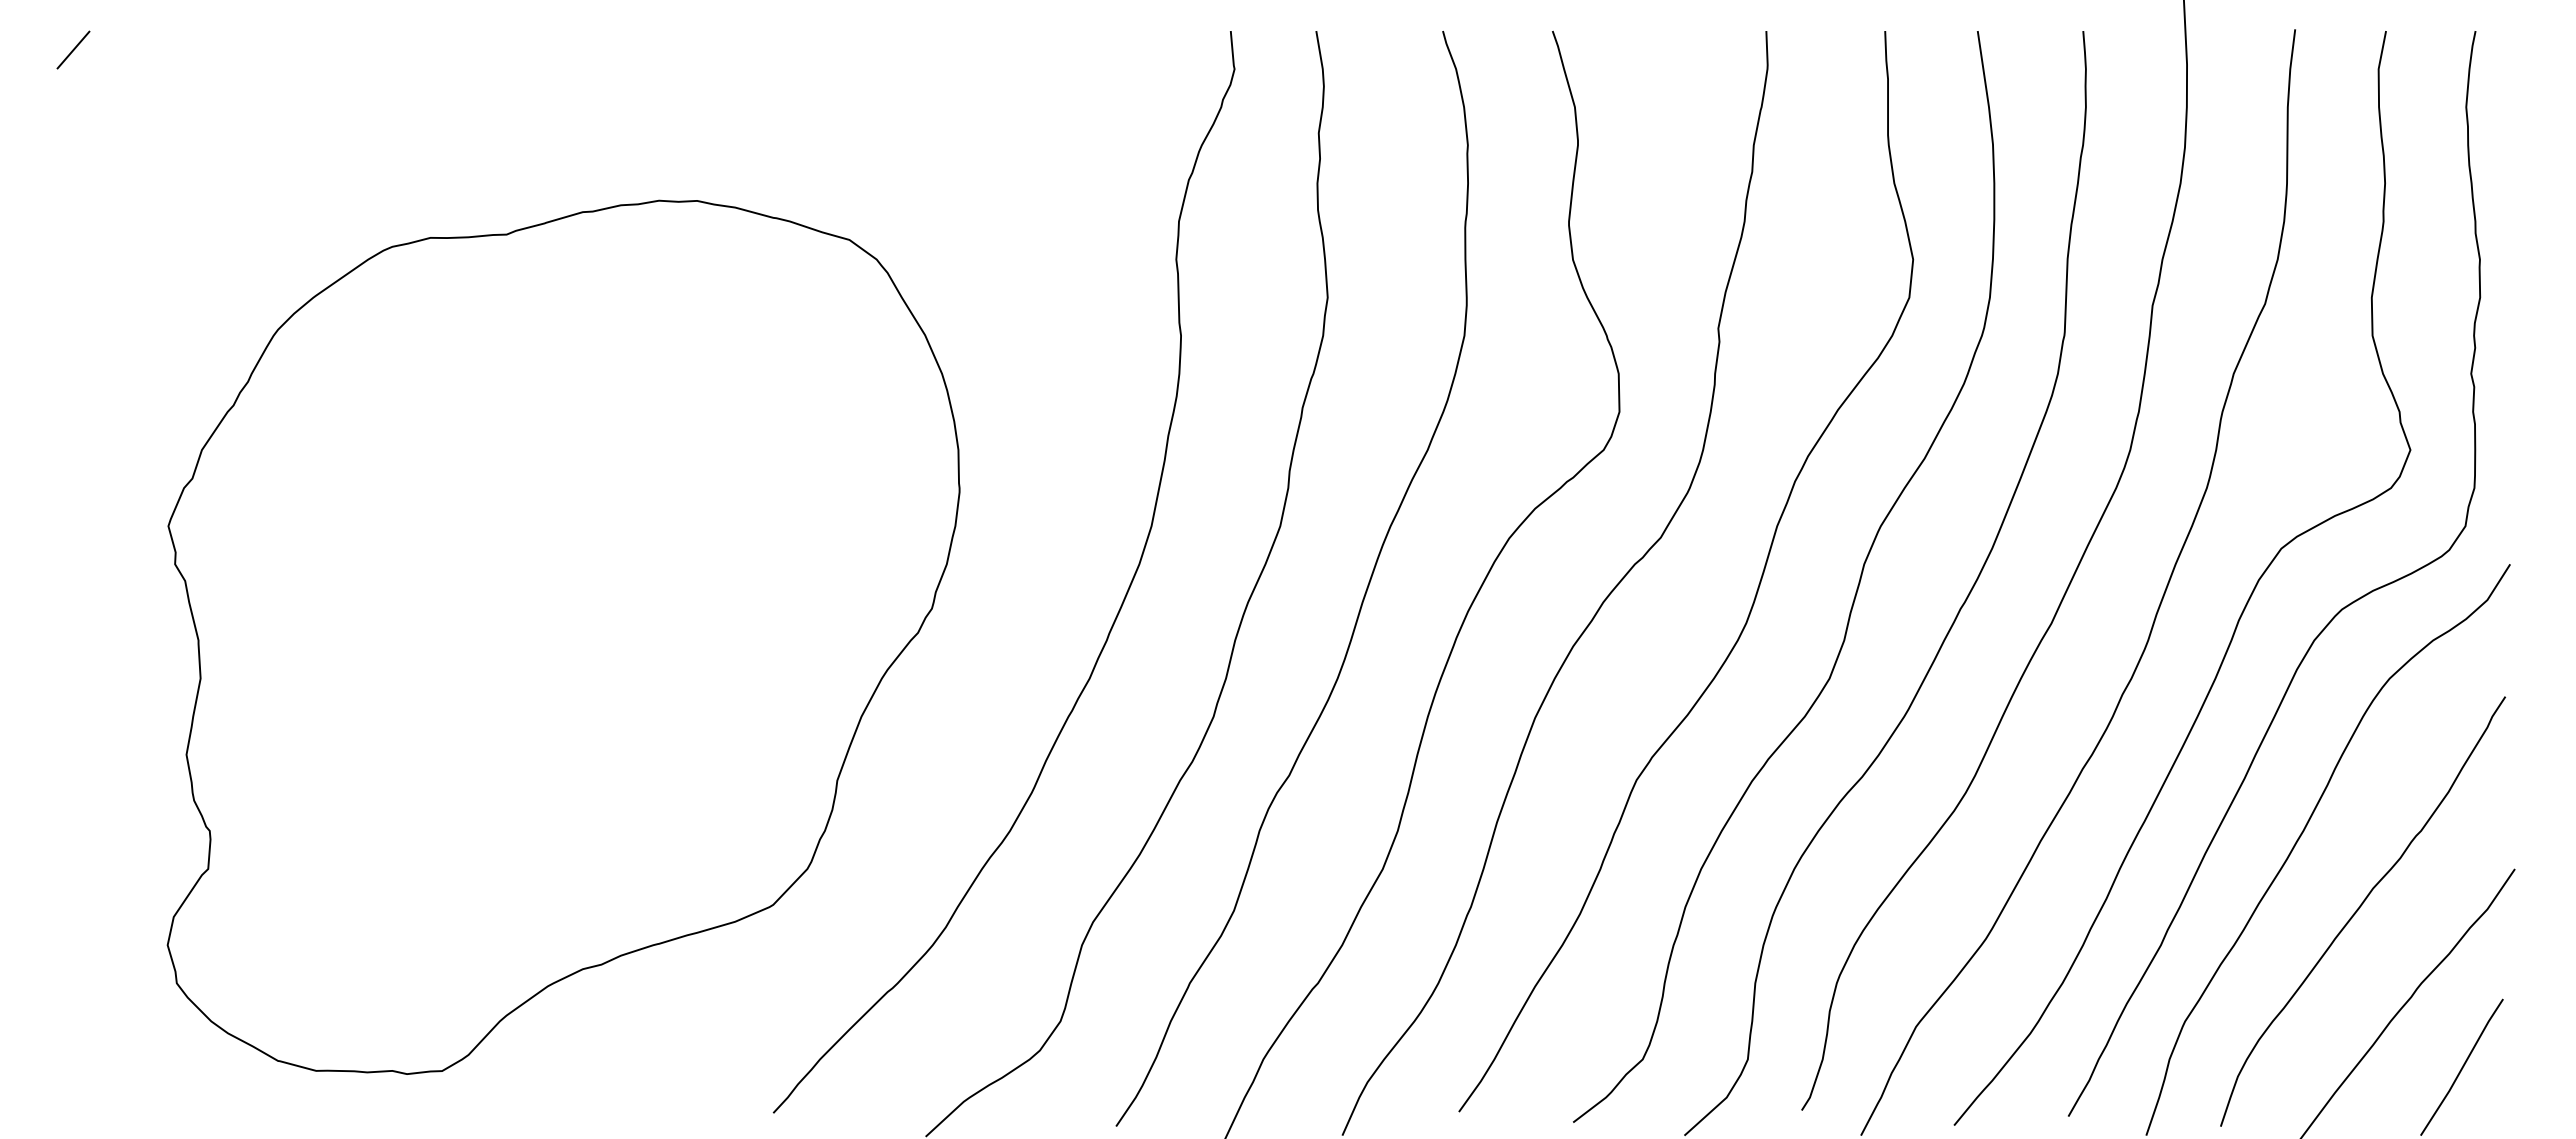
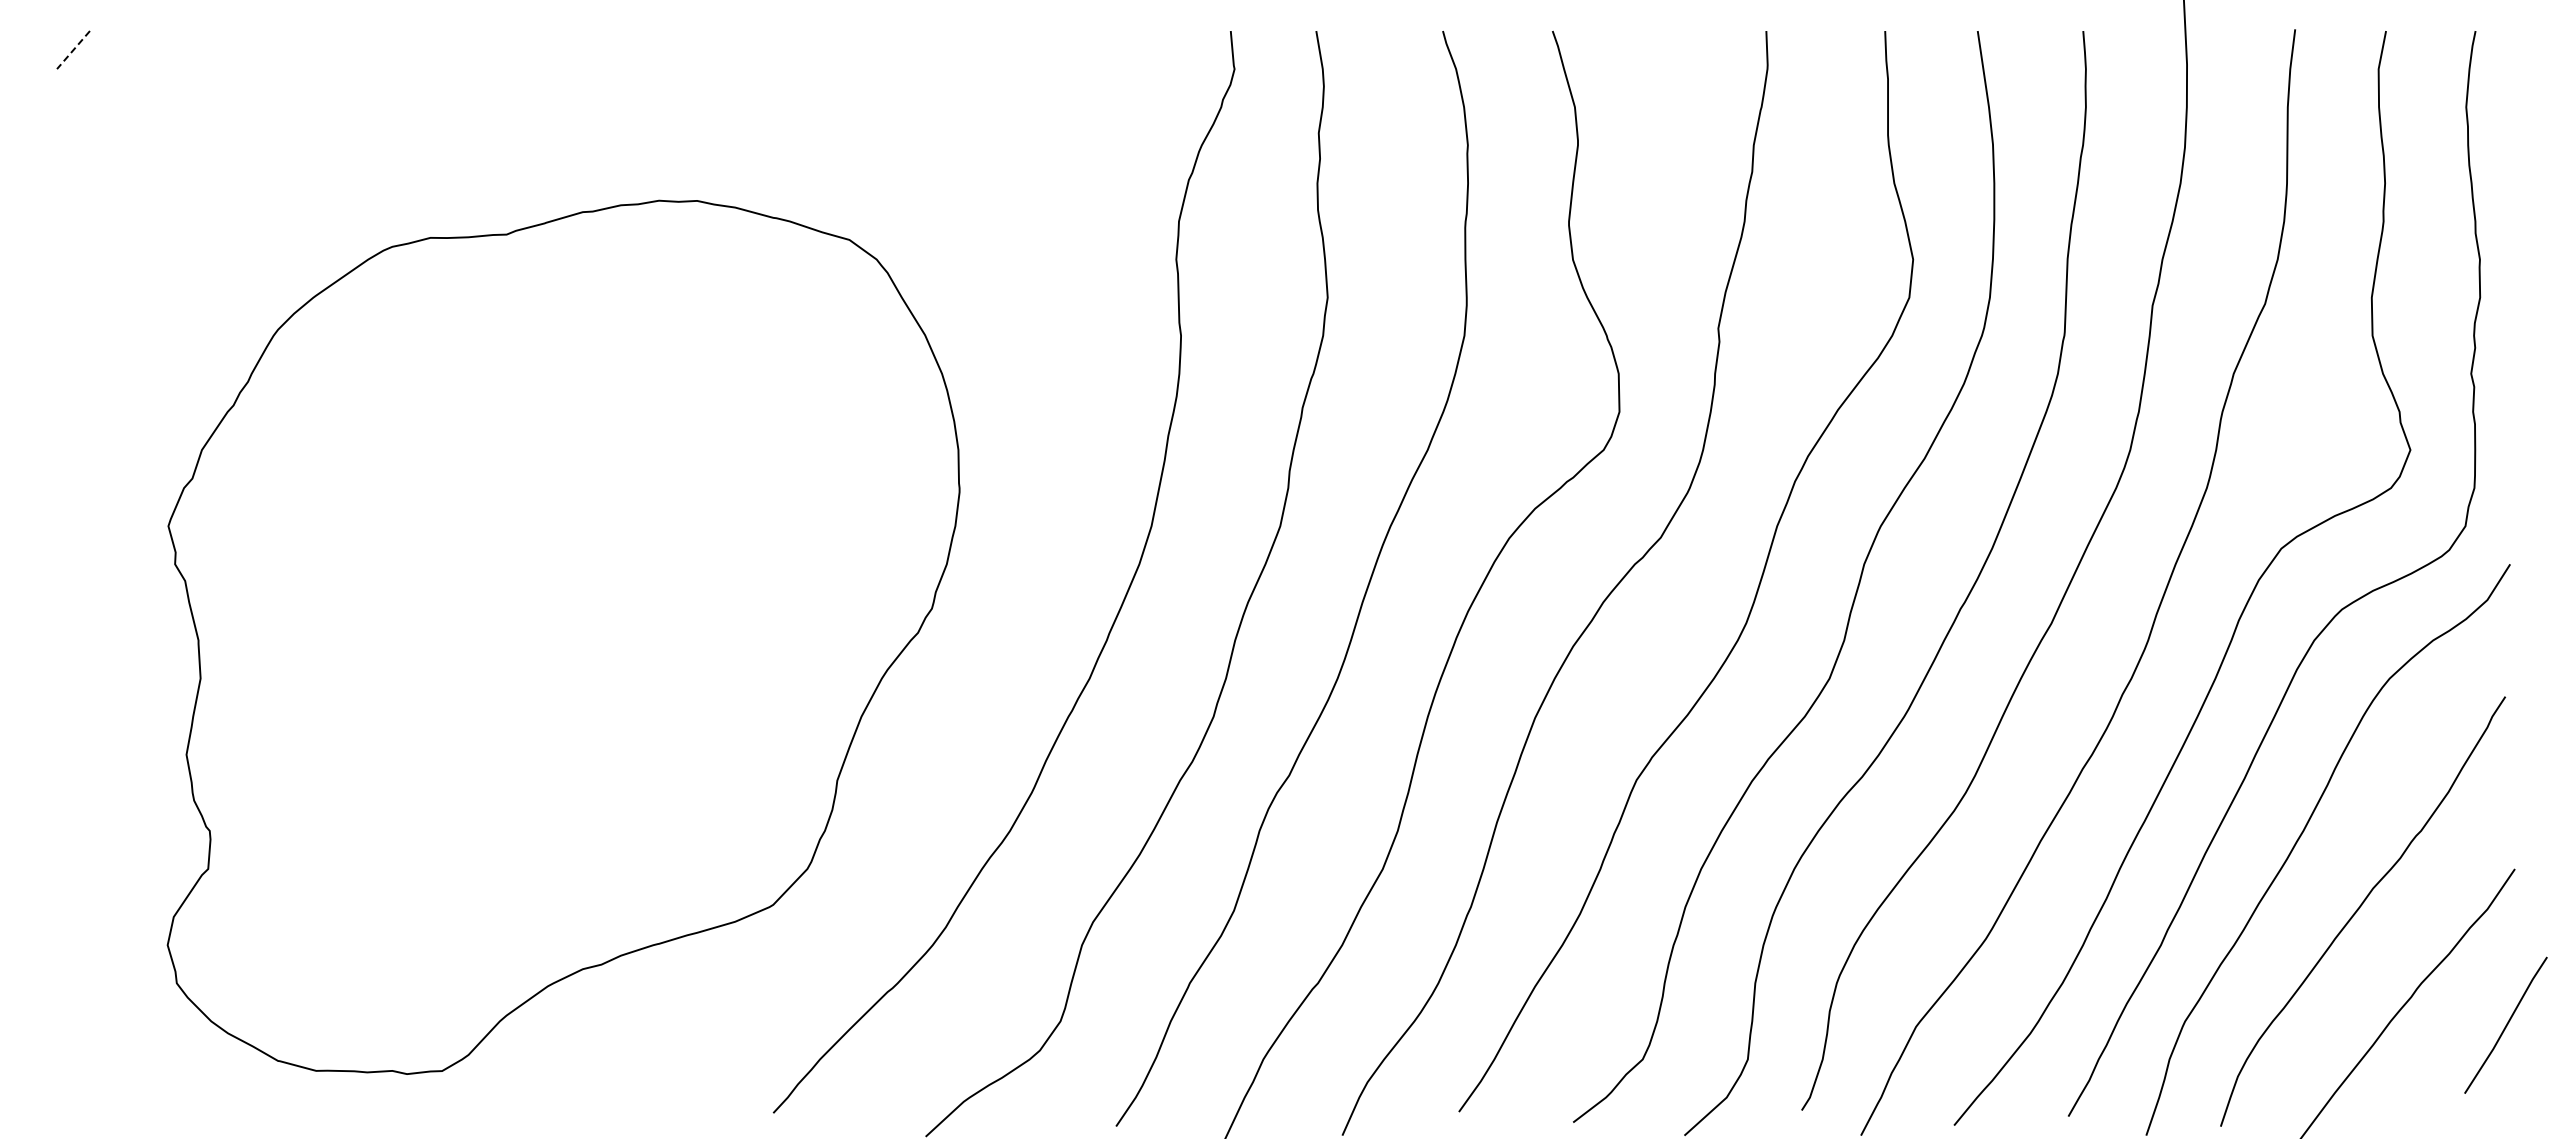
line: solid -> dashed (73, 50)
line position: (2462, 1066) -> (2506, 1024) (2506, 1024)
